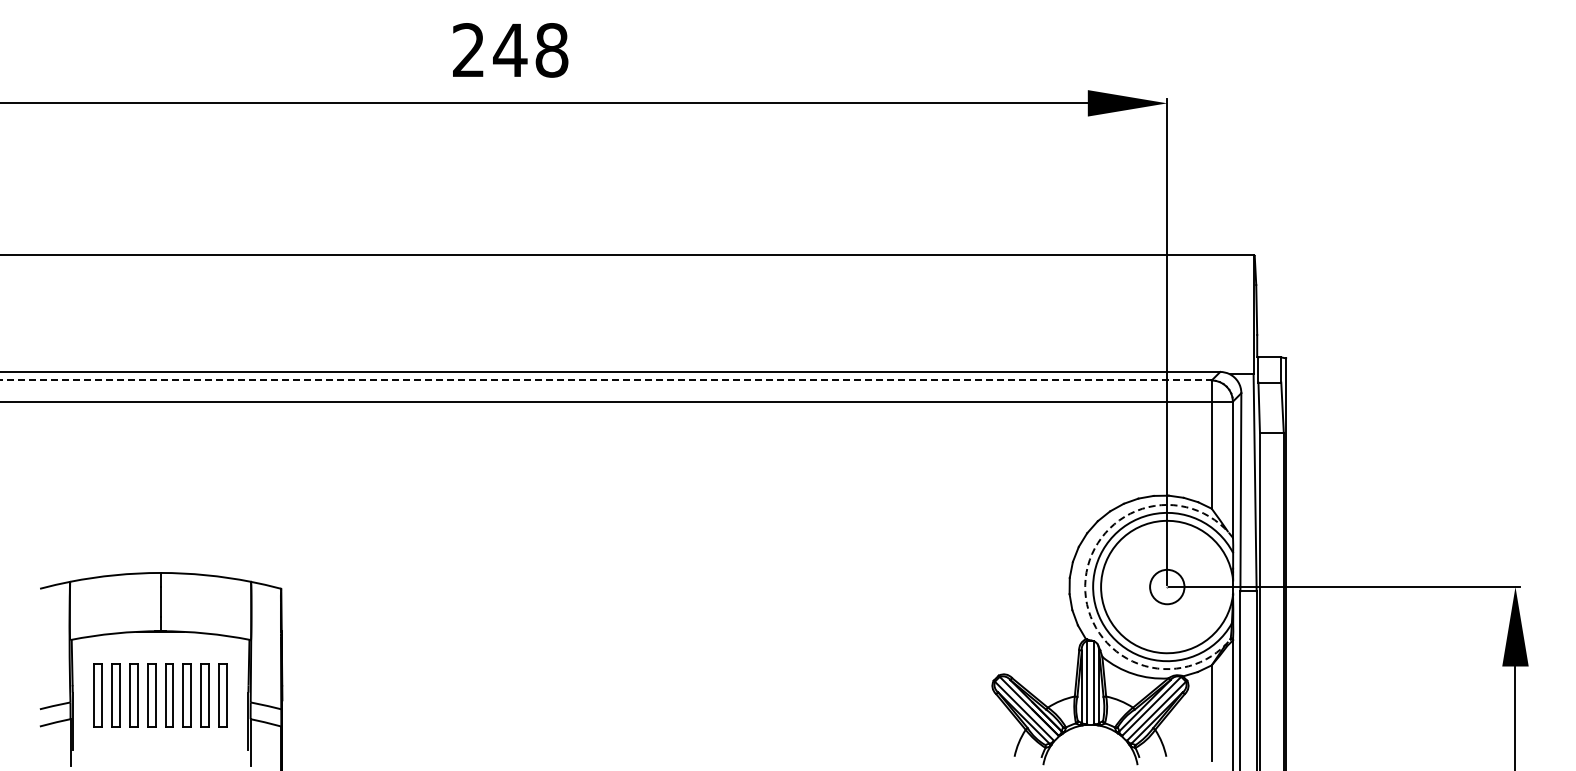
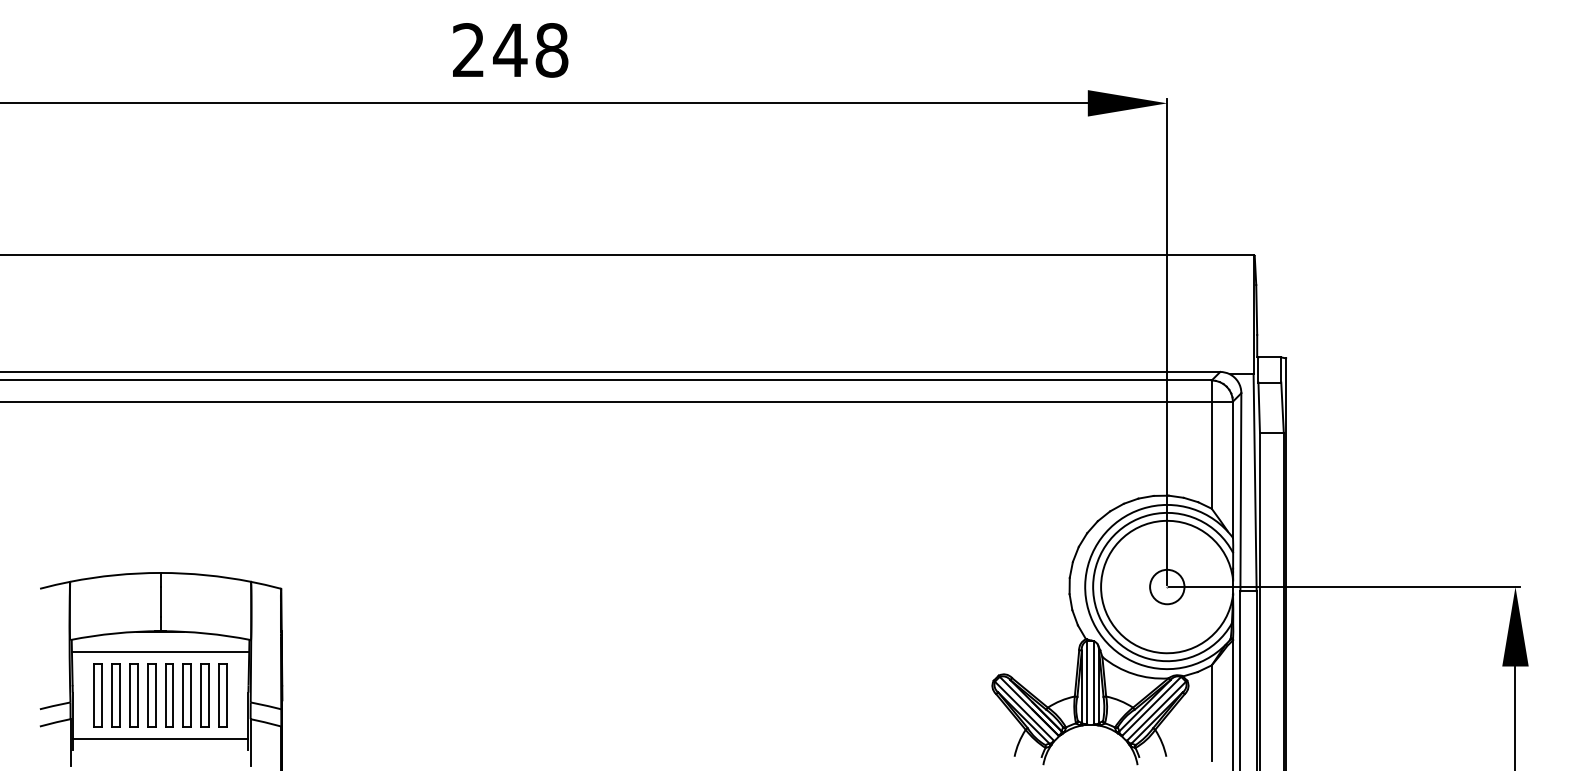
line: dashed -> solid (605, 380)
arc: dashed -> solid (1085, 585)
line: none -> present (160, 652)
line: none -> present (160, 738)
